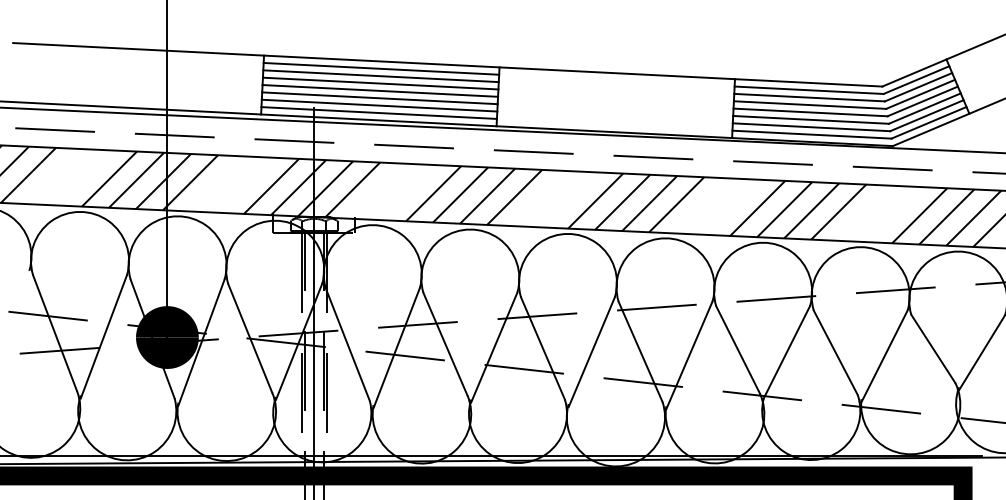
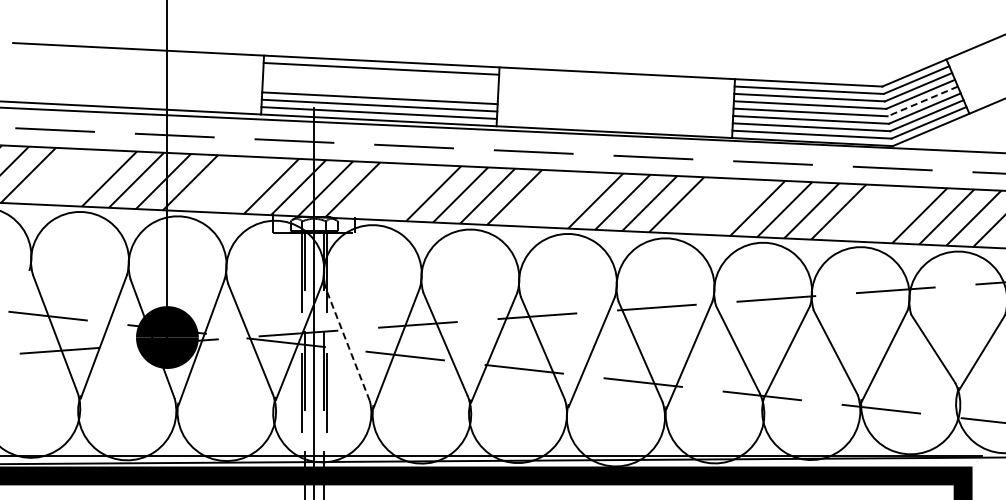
line: present -> none (380, 76)
line: present -> none (380, 83)
line: present -> none (380, 90)
line: solid -> dashed (922, 101)
line: solid -> dashed (347, 344)
